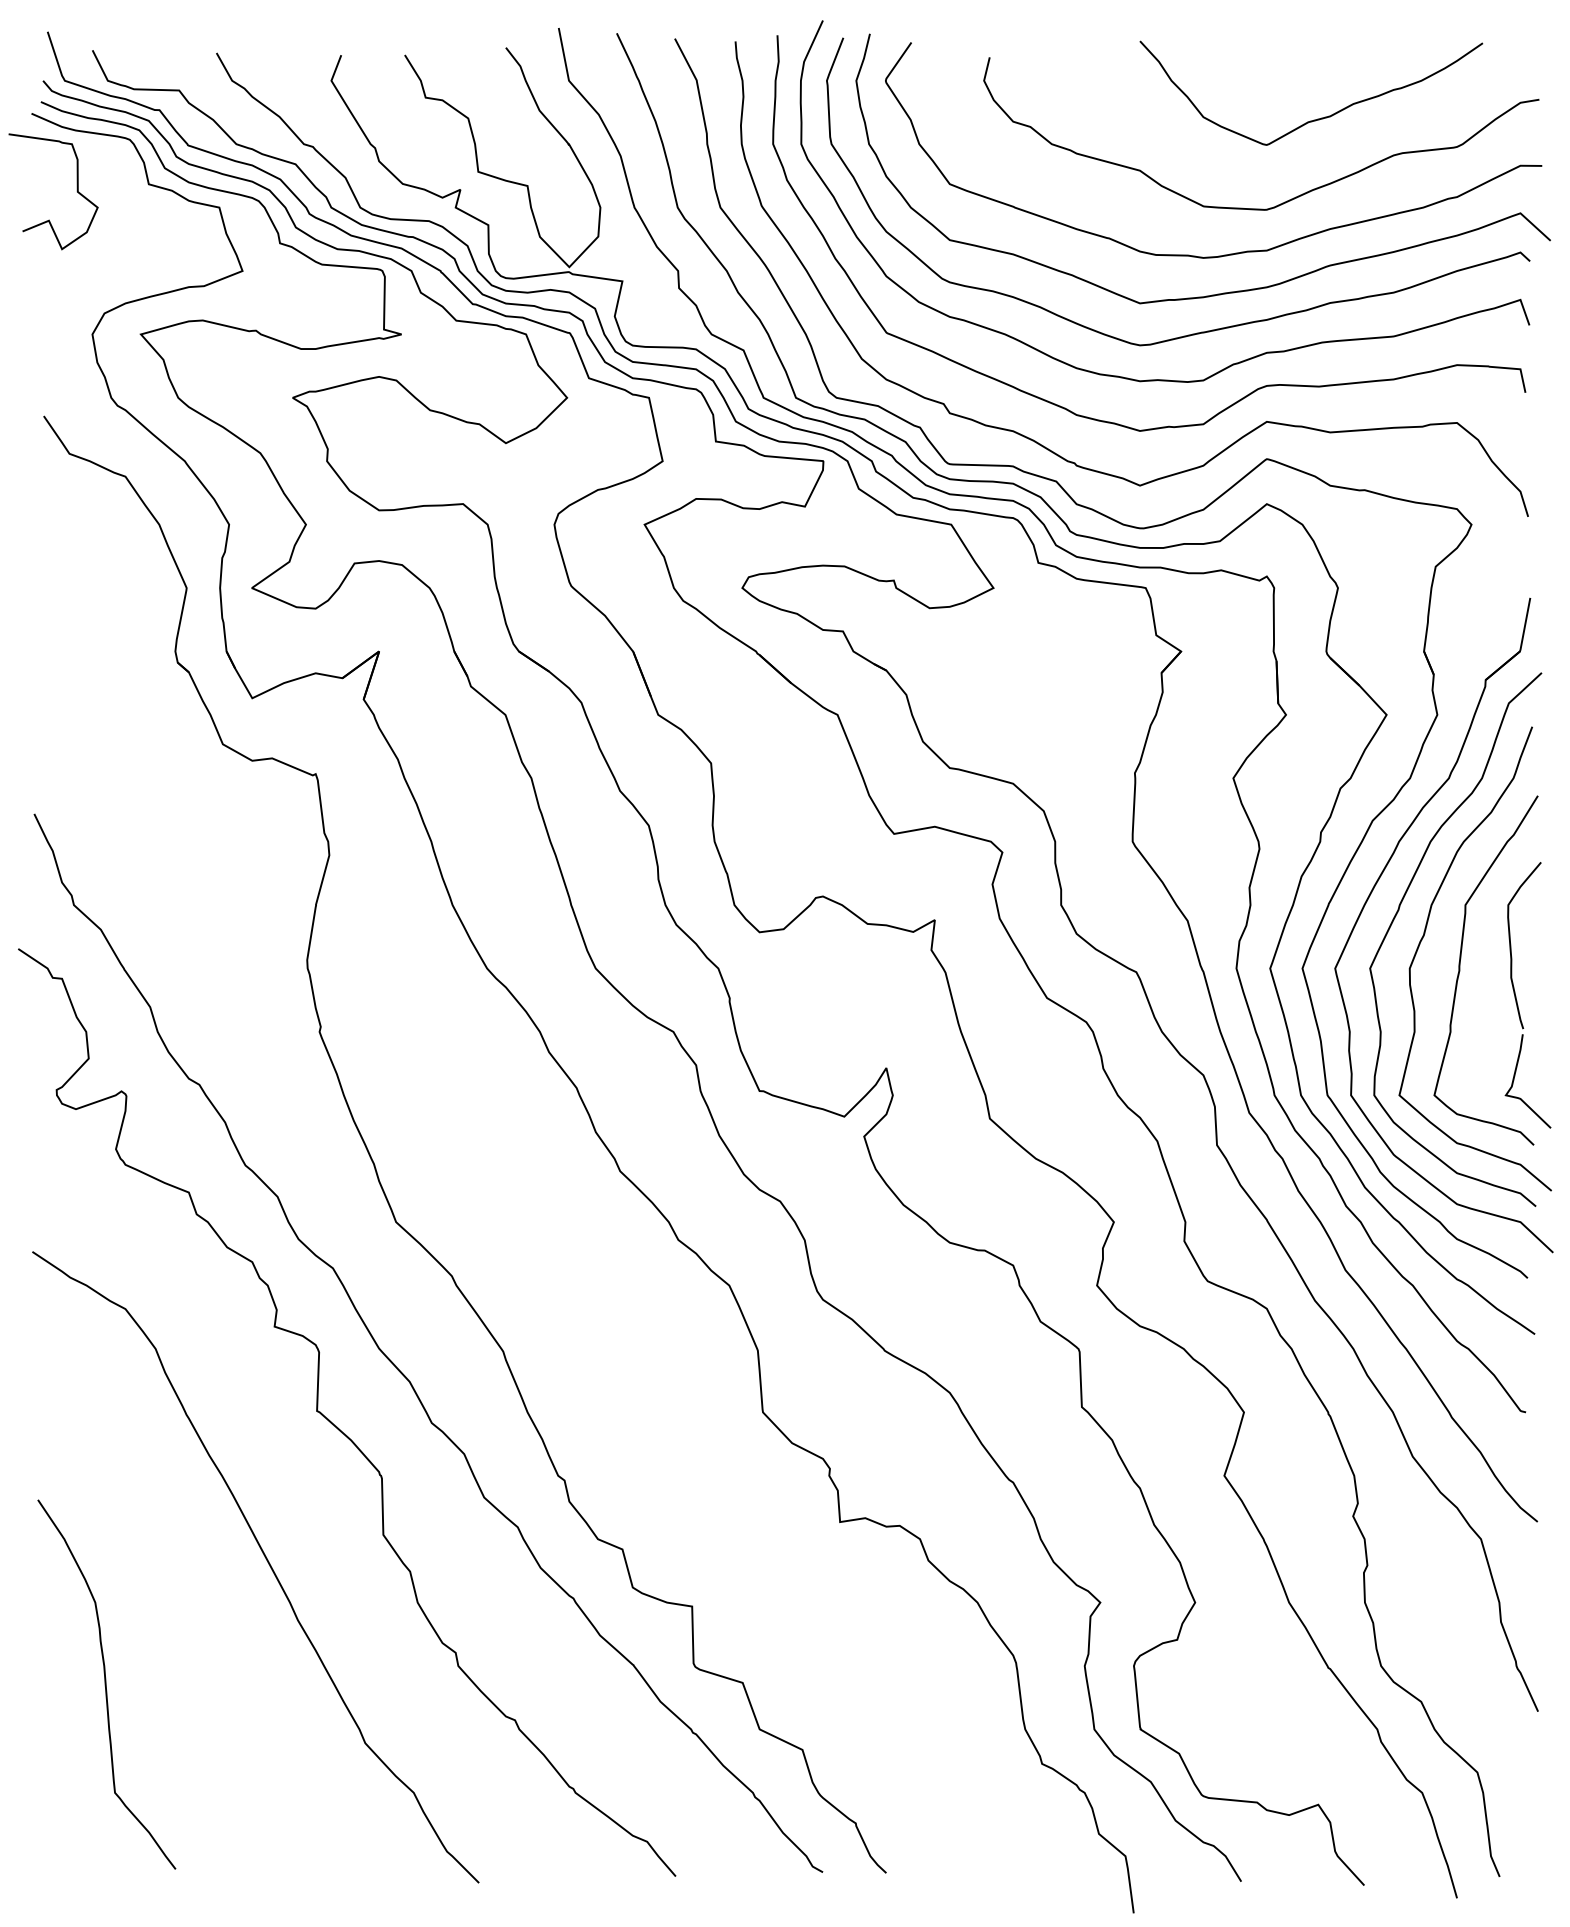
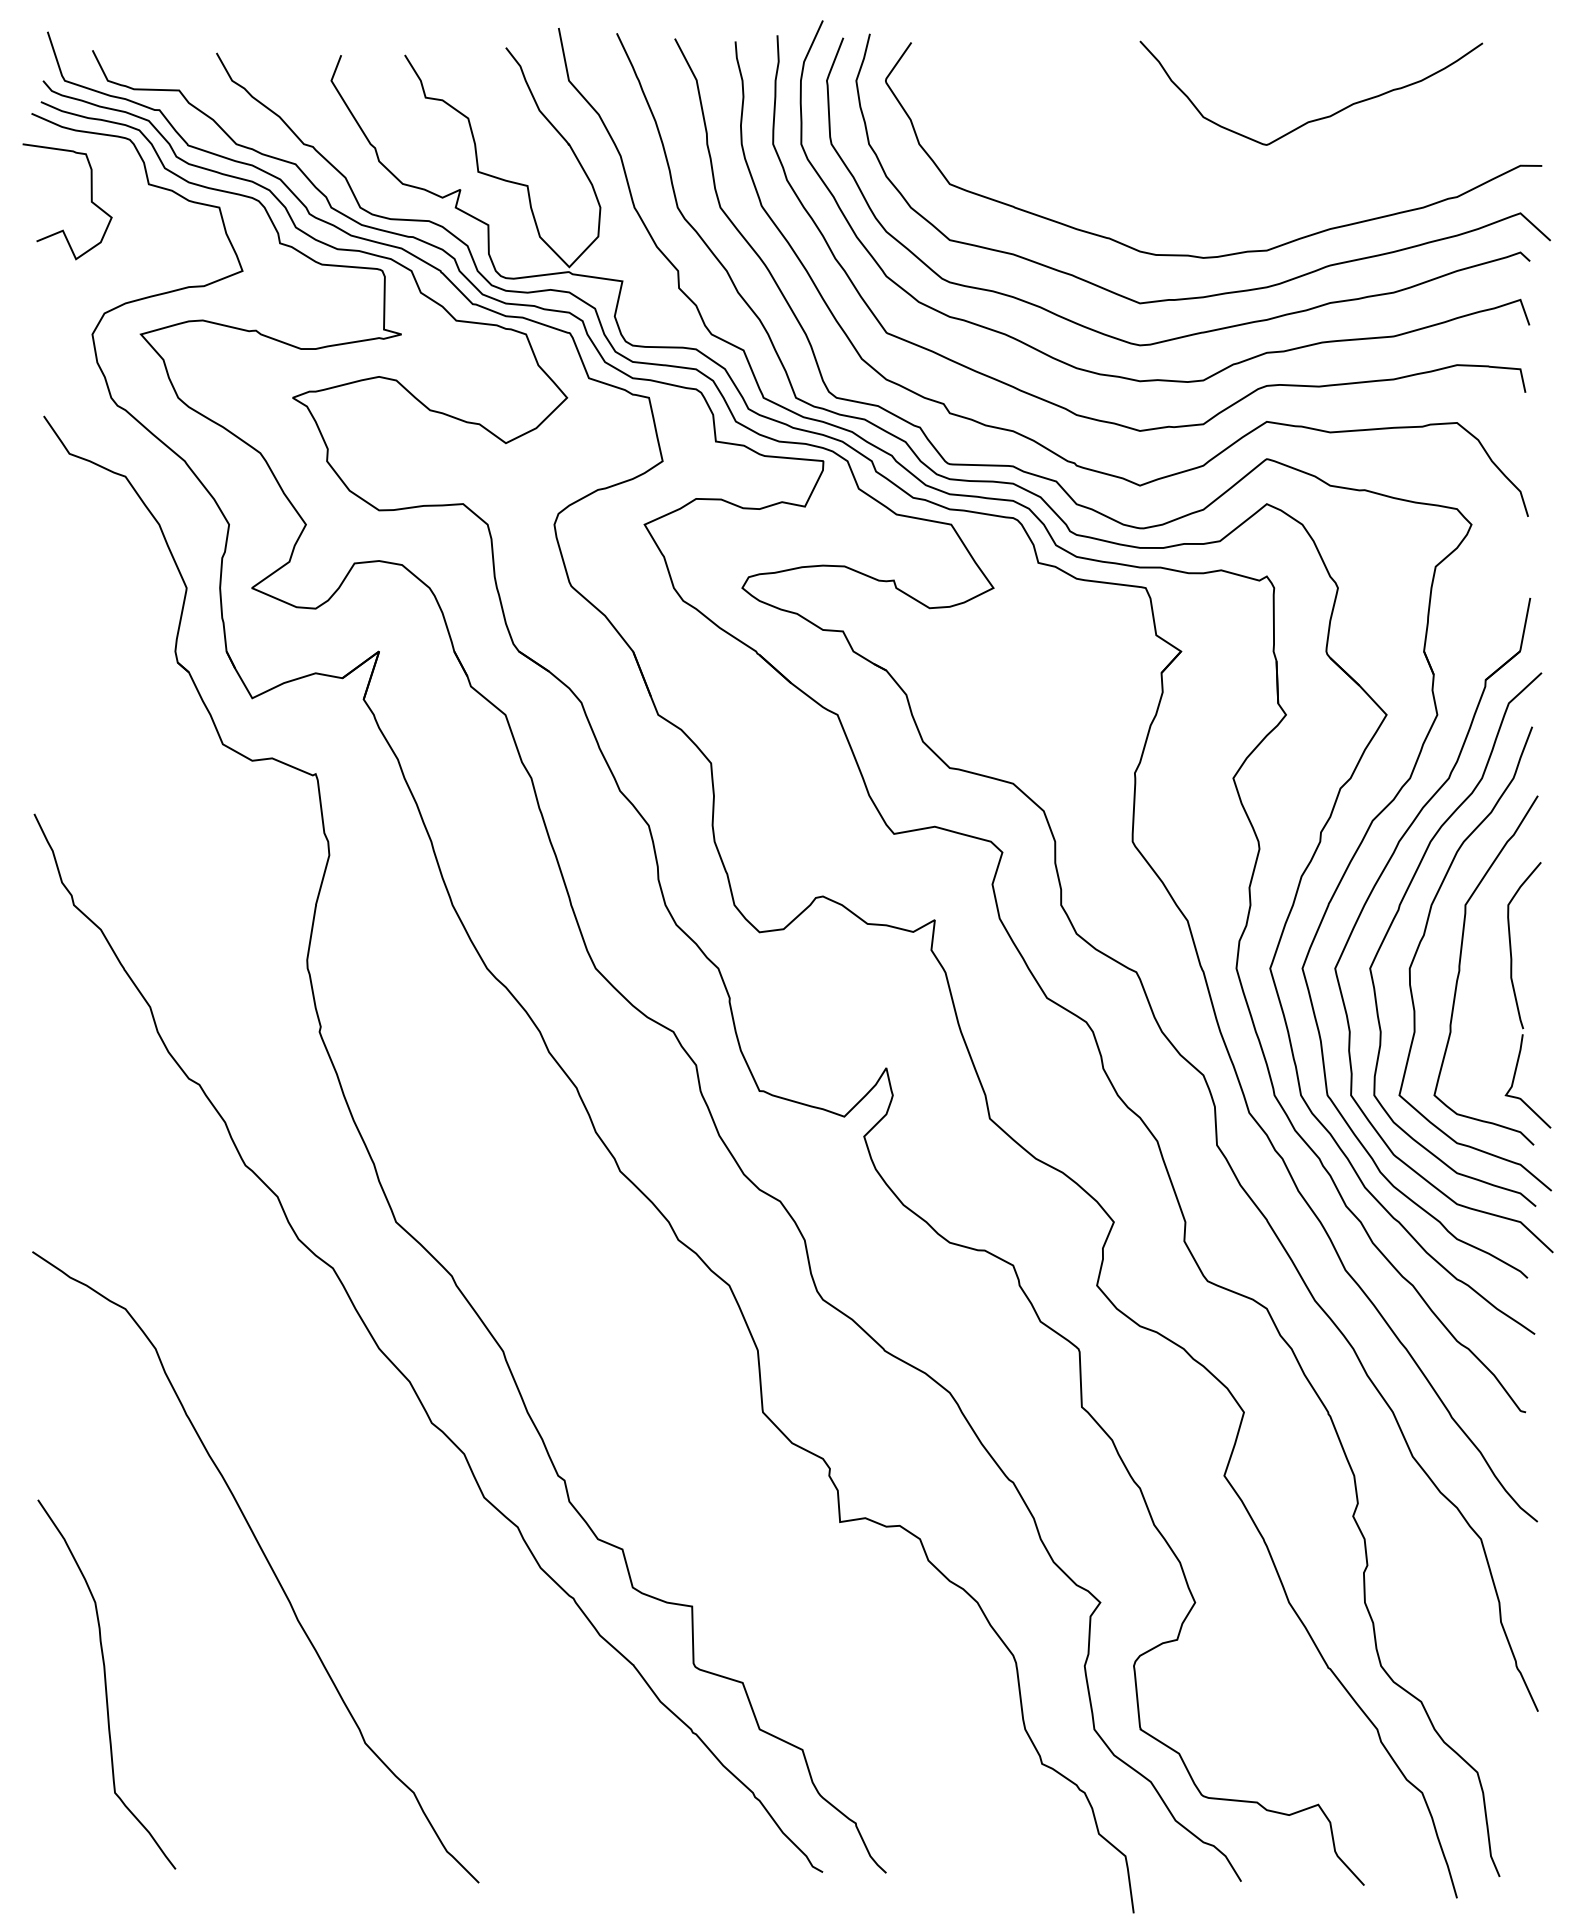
curve position: (76, 191) -> (90, 201) (90, 201)
curve: present -> none (1293, 197)
curve: present -> none (337, 1426)
